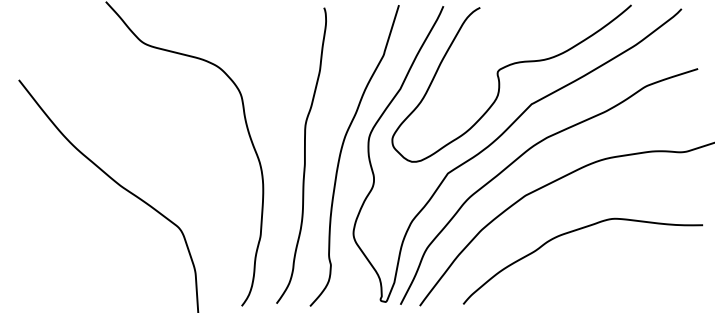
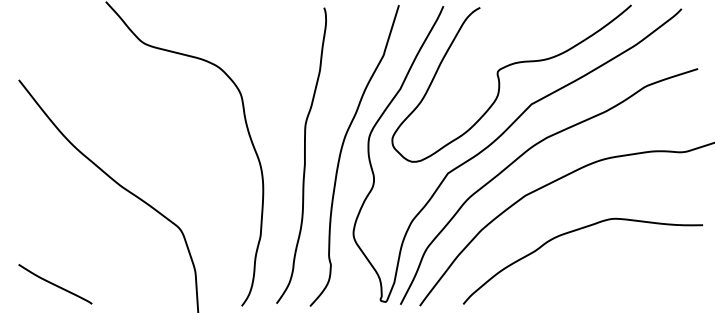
curve: none -> present (55, 284)
